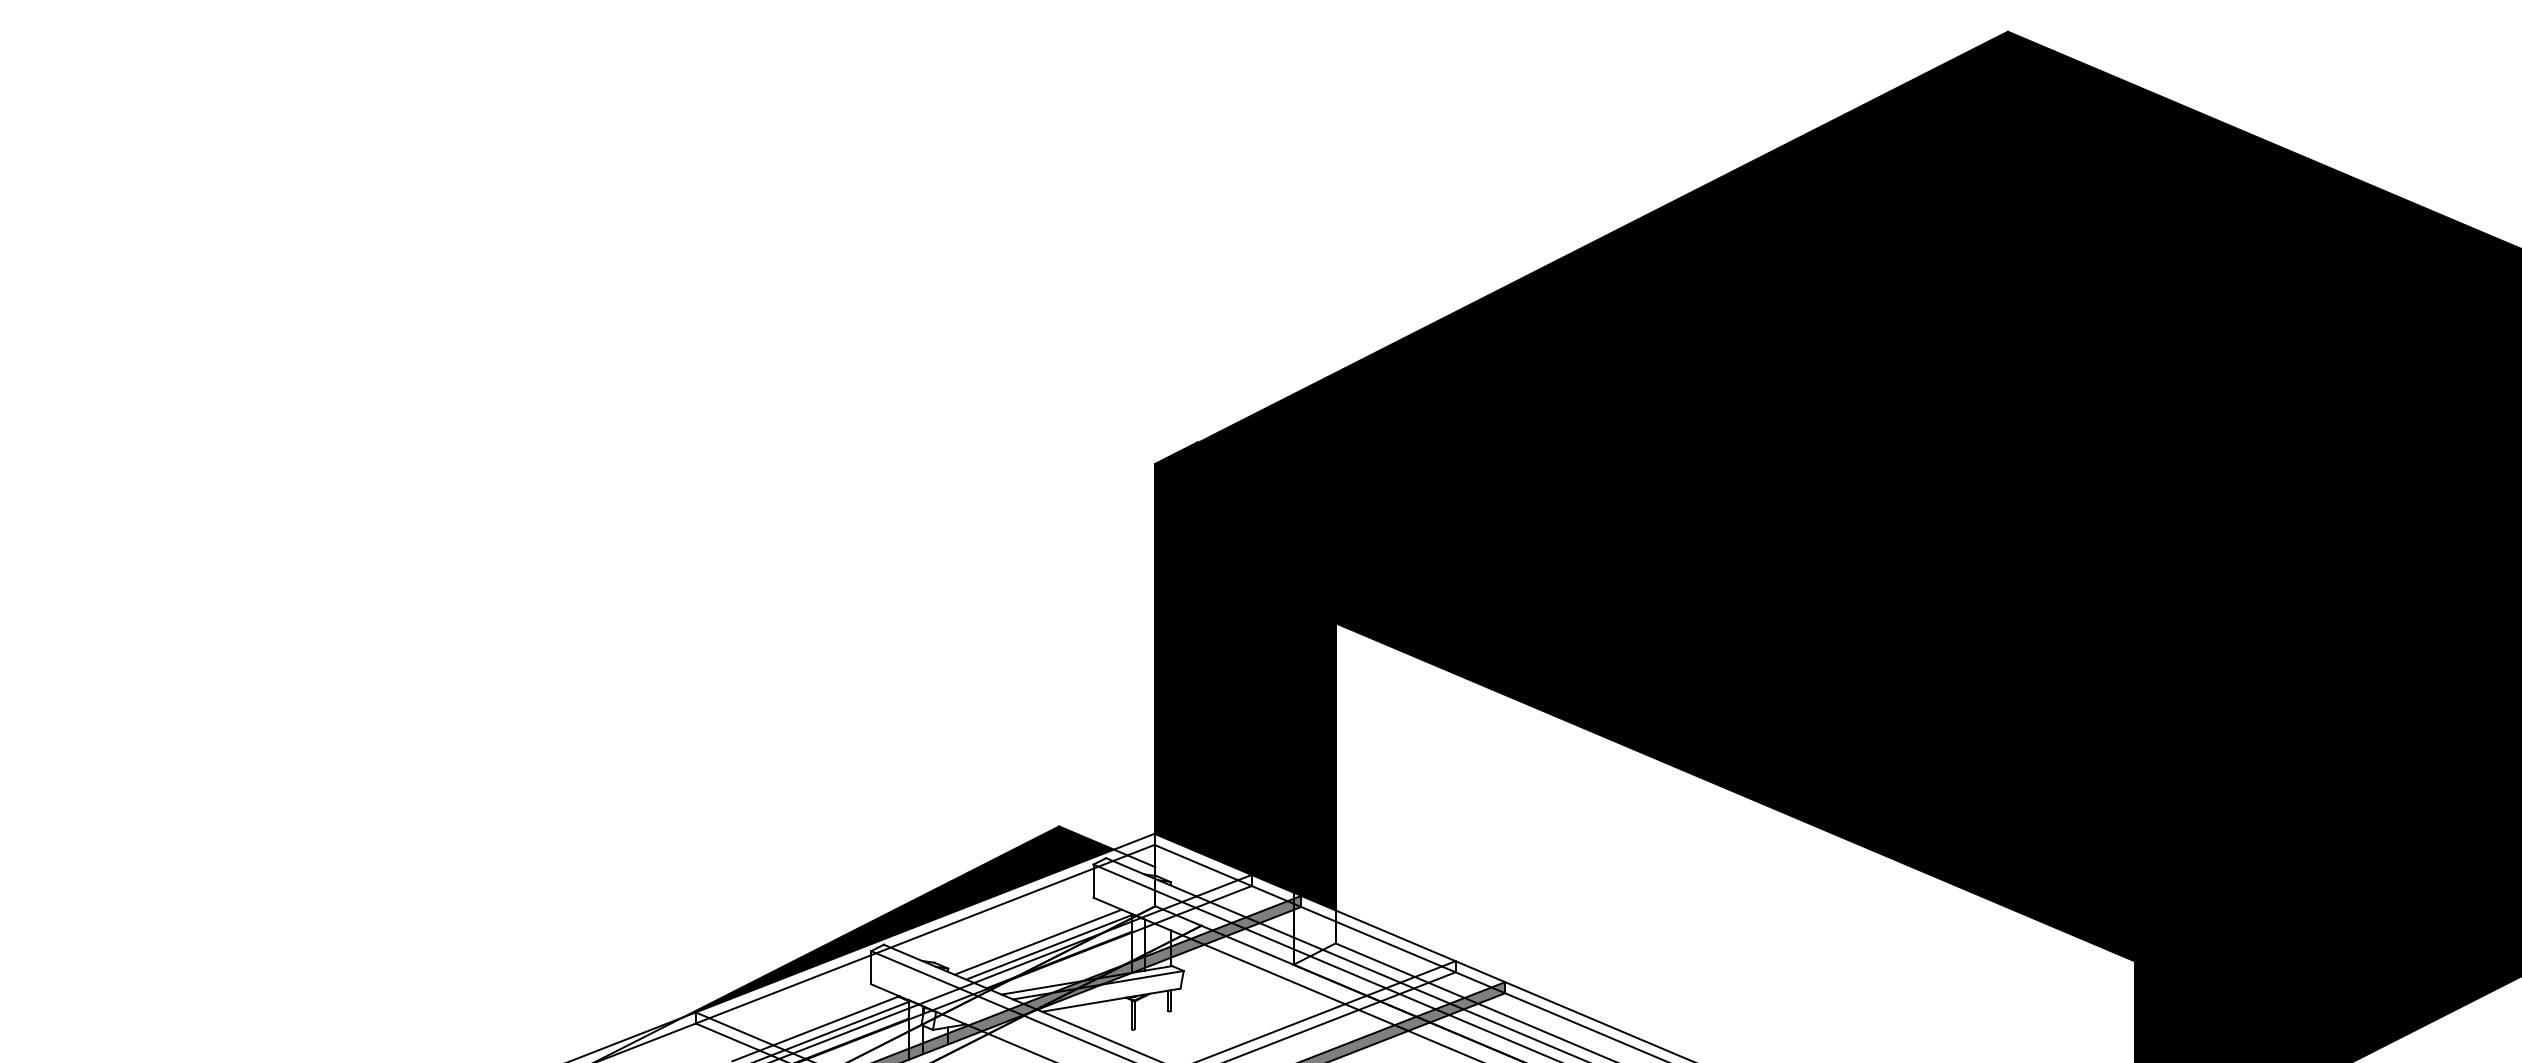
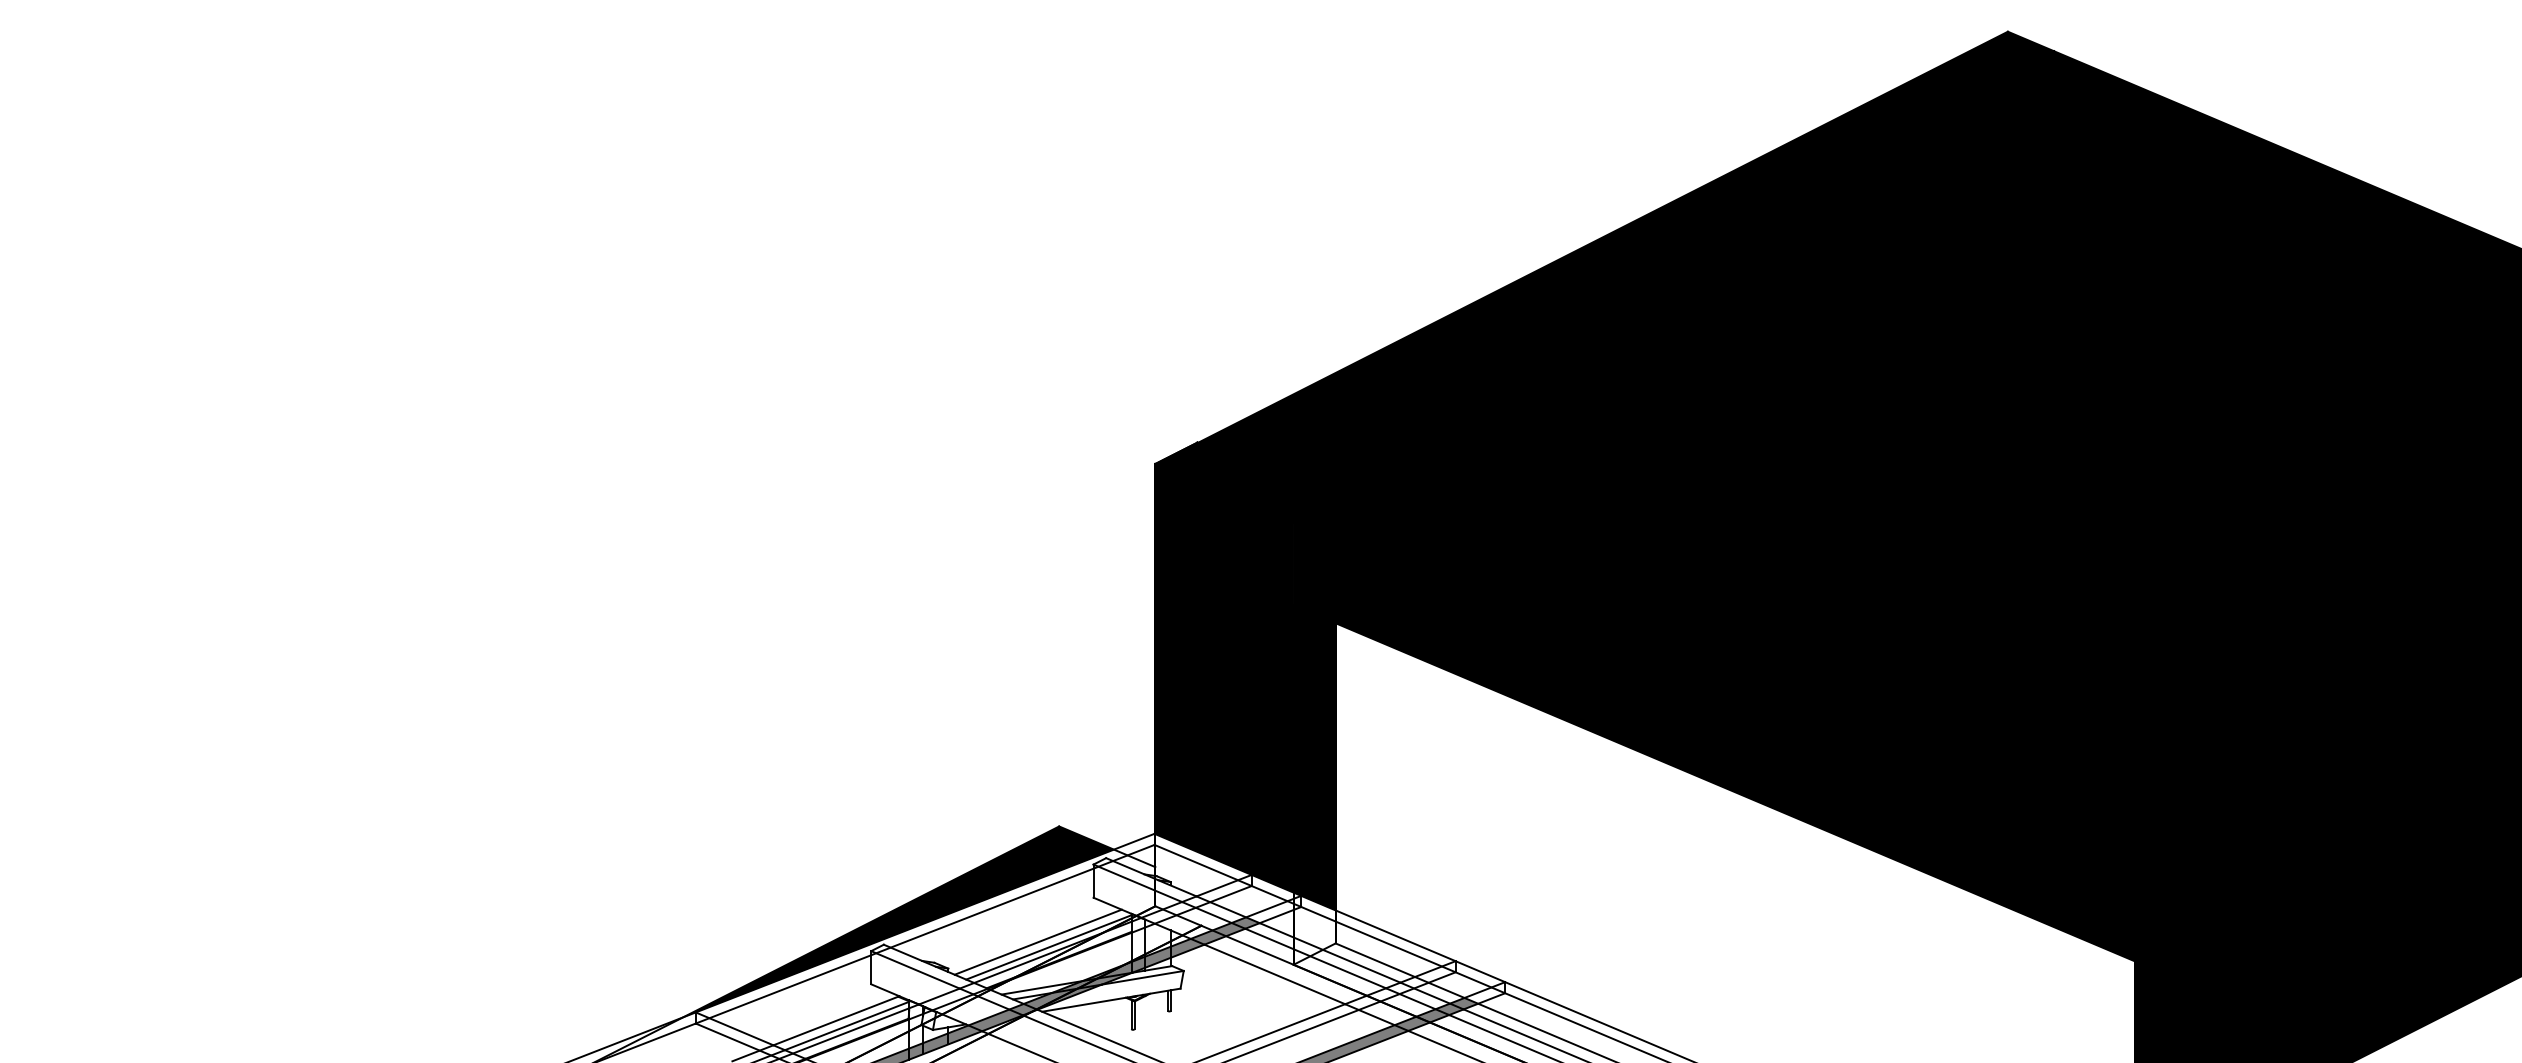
fill: present -> none (1273, 909)
fill: present -> none (1484, 992)
